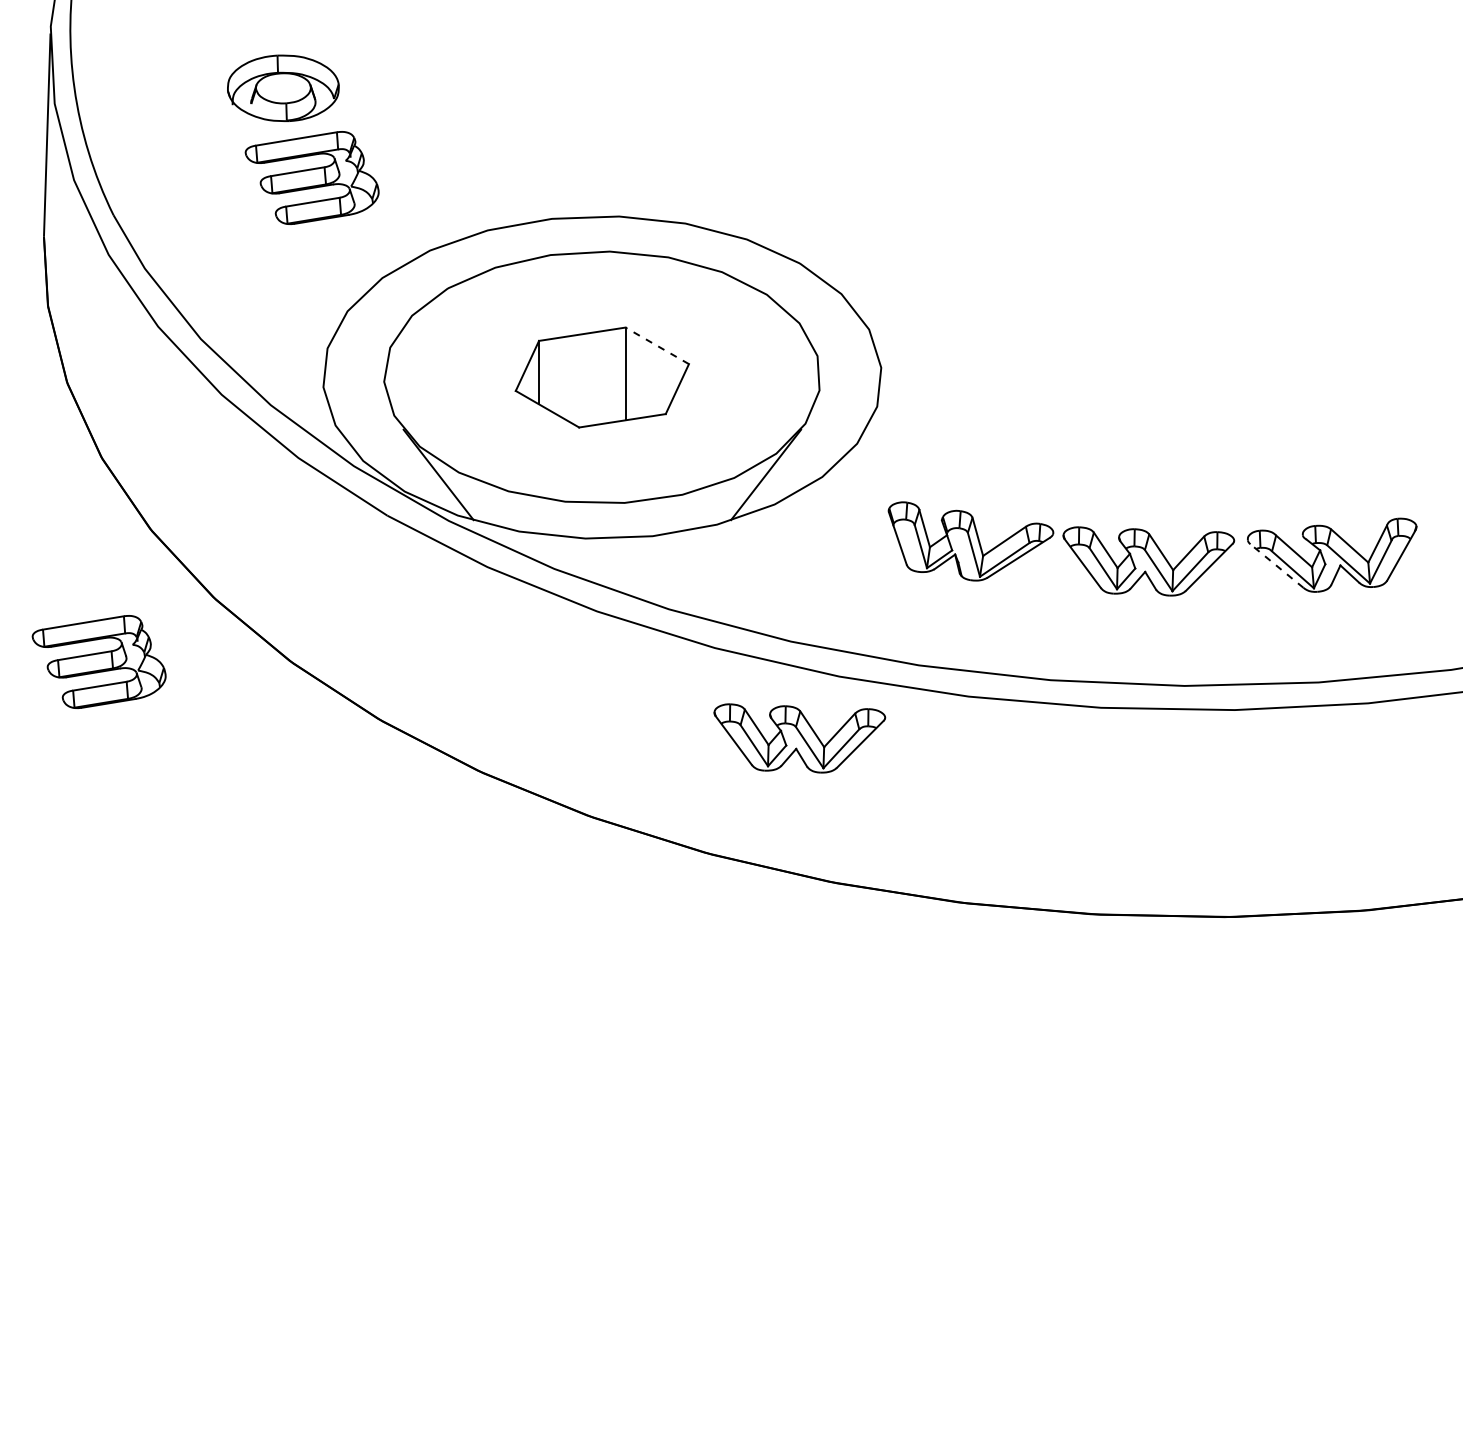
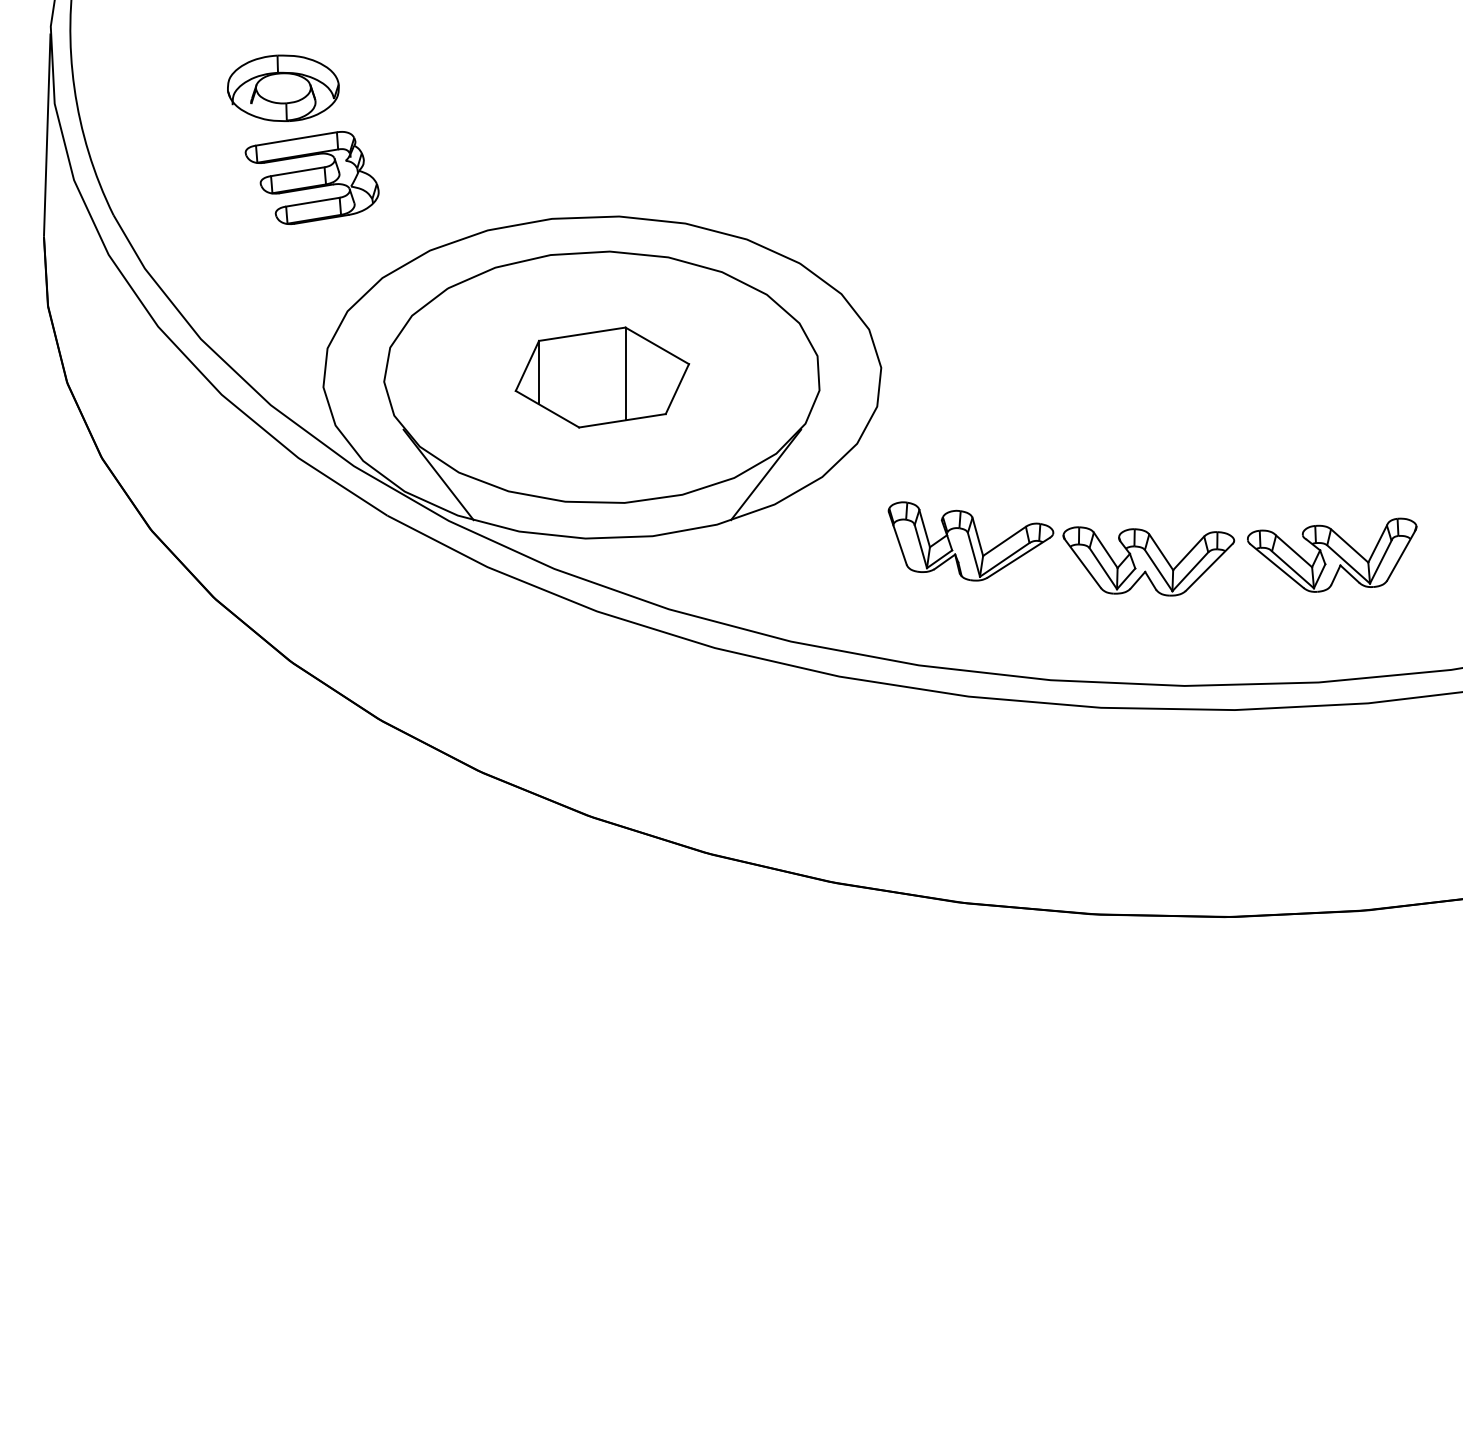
line: dashed -> solid (657, 345)
line: dashed -> solid (1276, 565)
part: present -> none (98, 661)
part: present -> none (799, 738)
